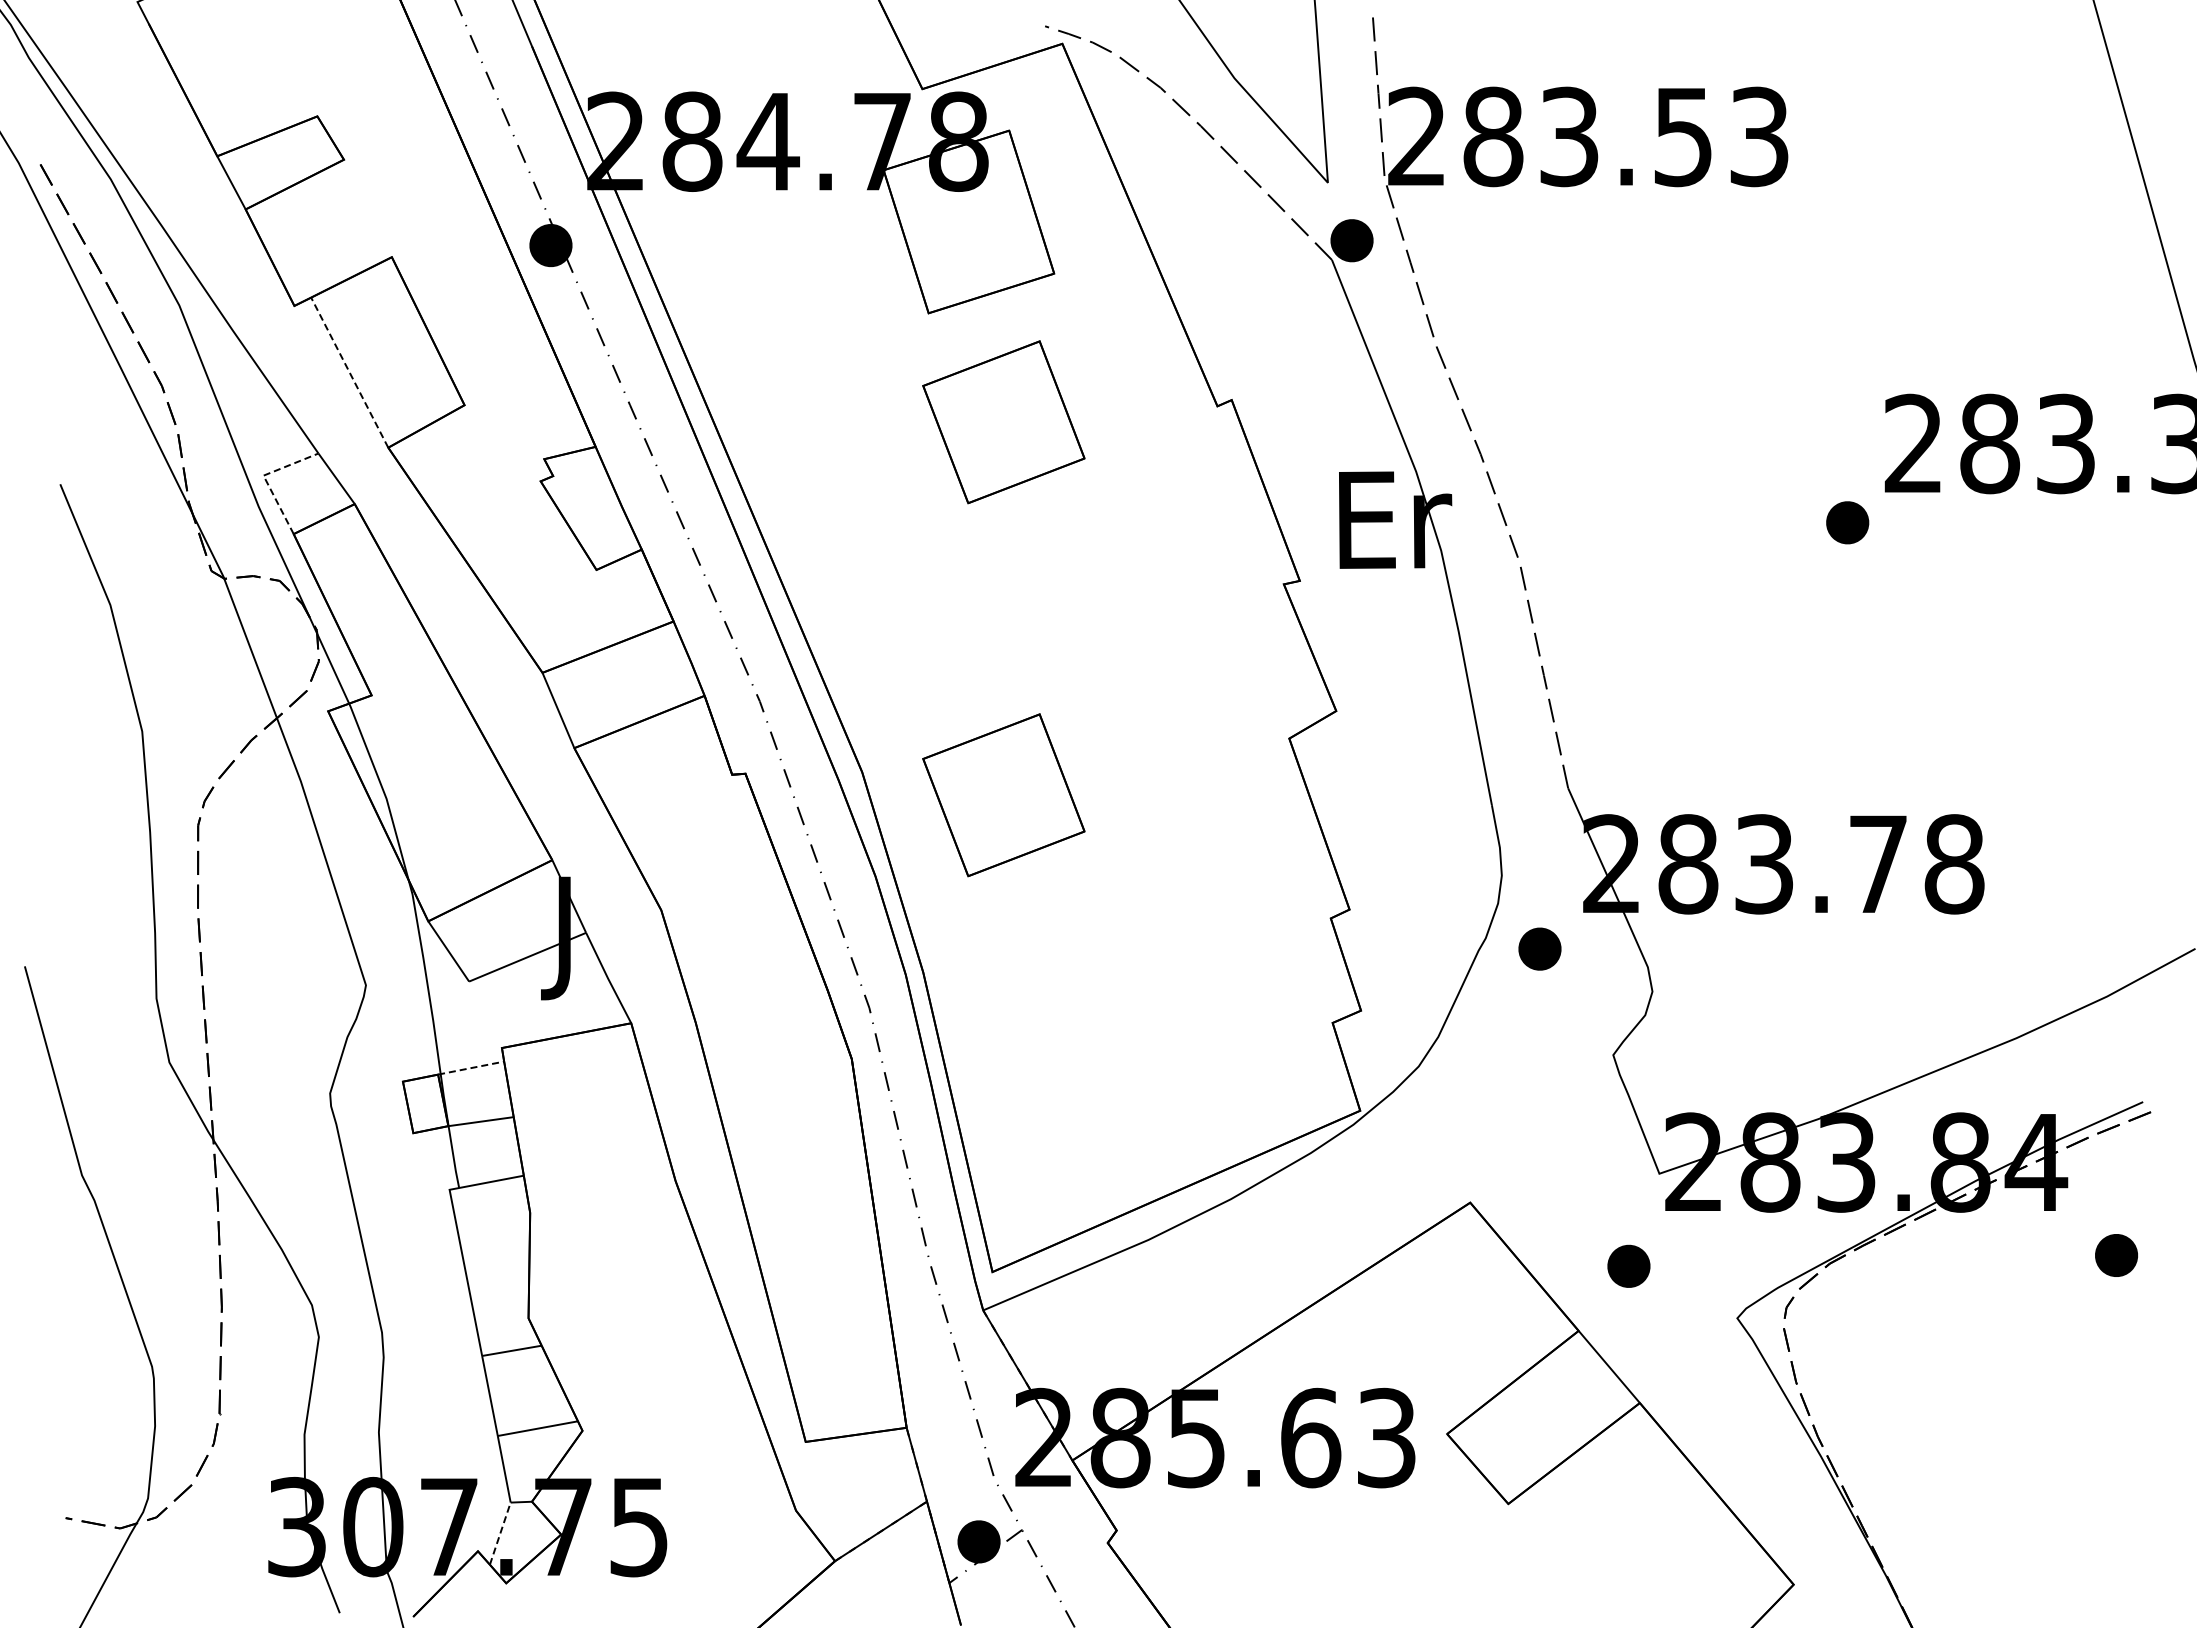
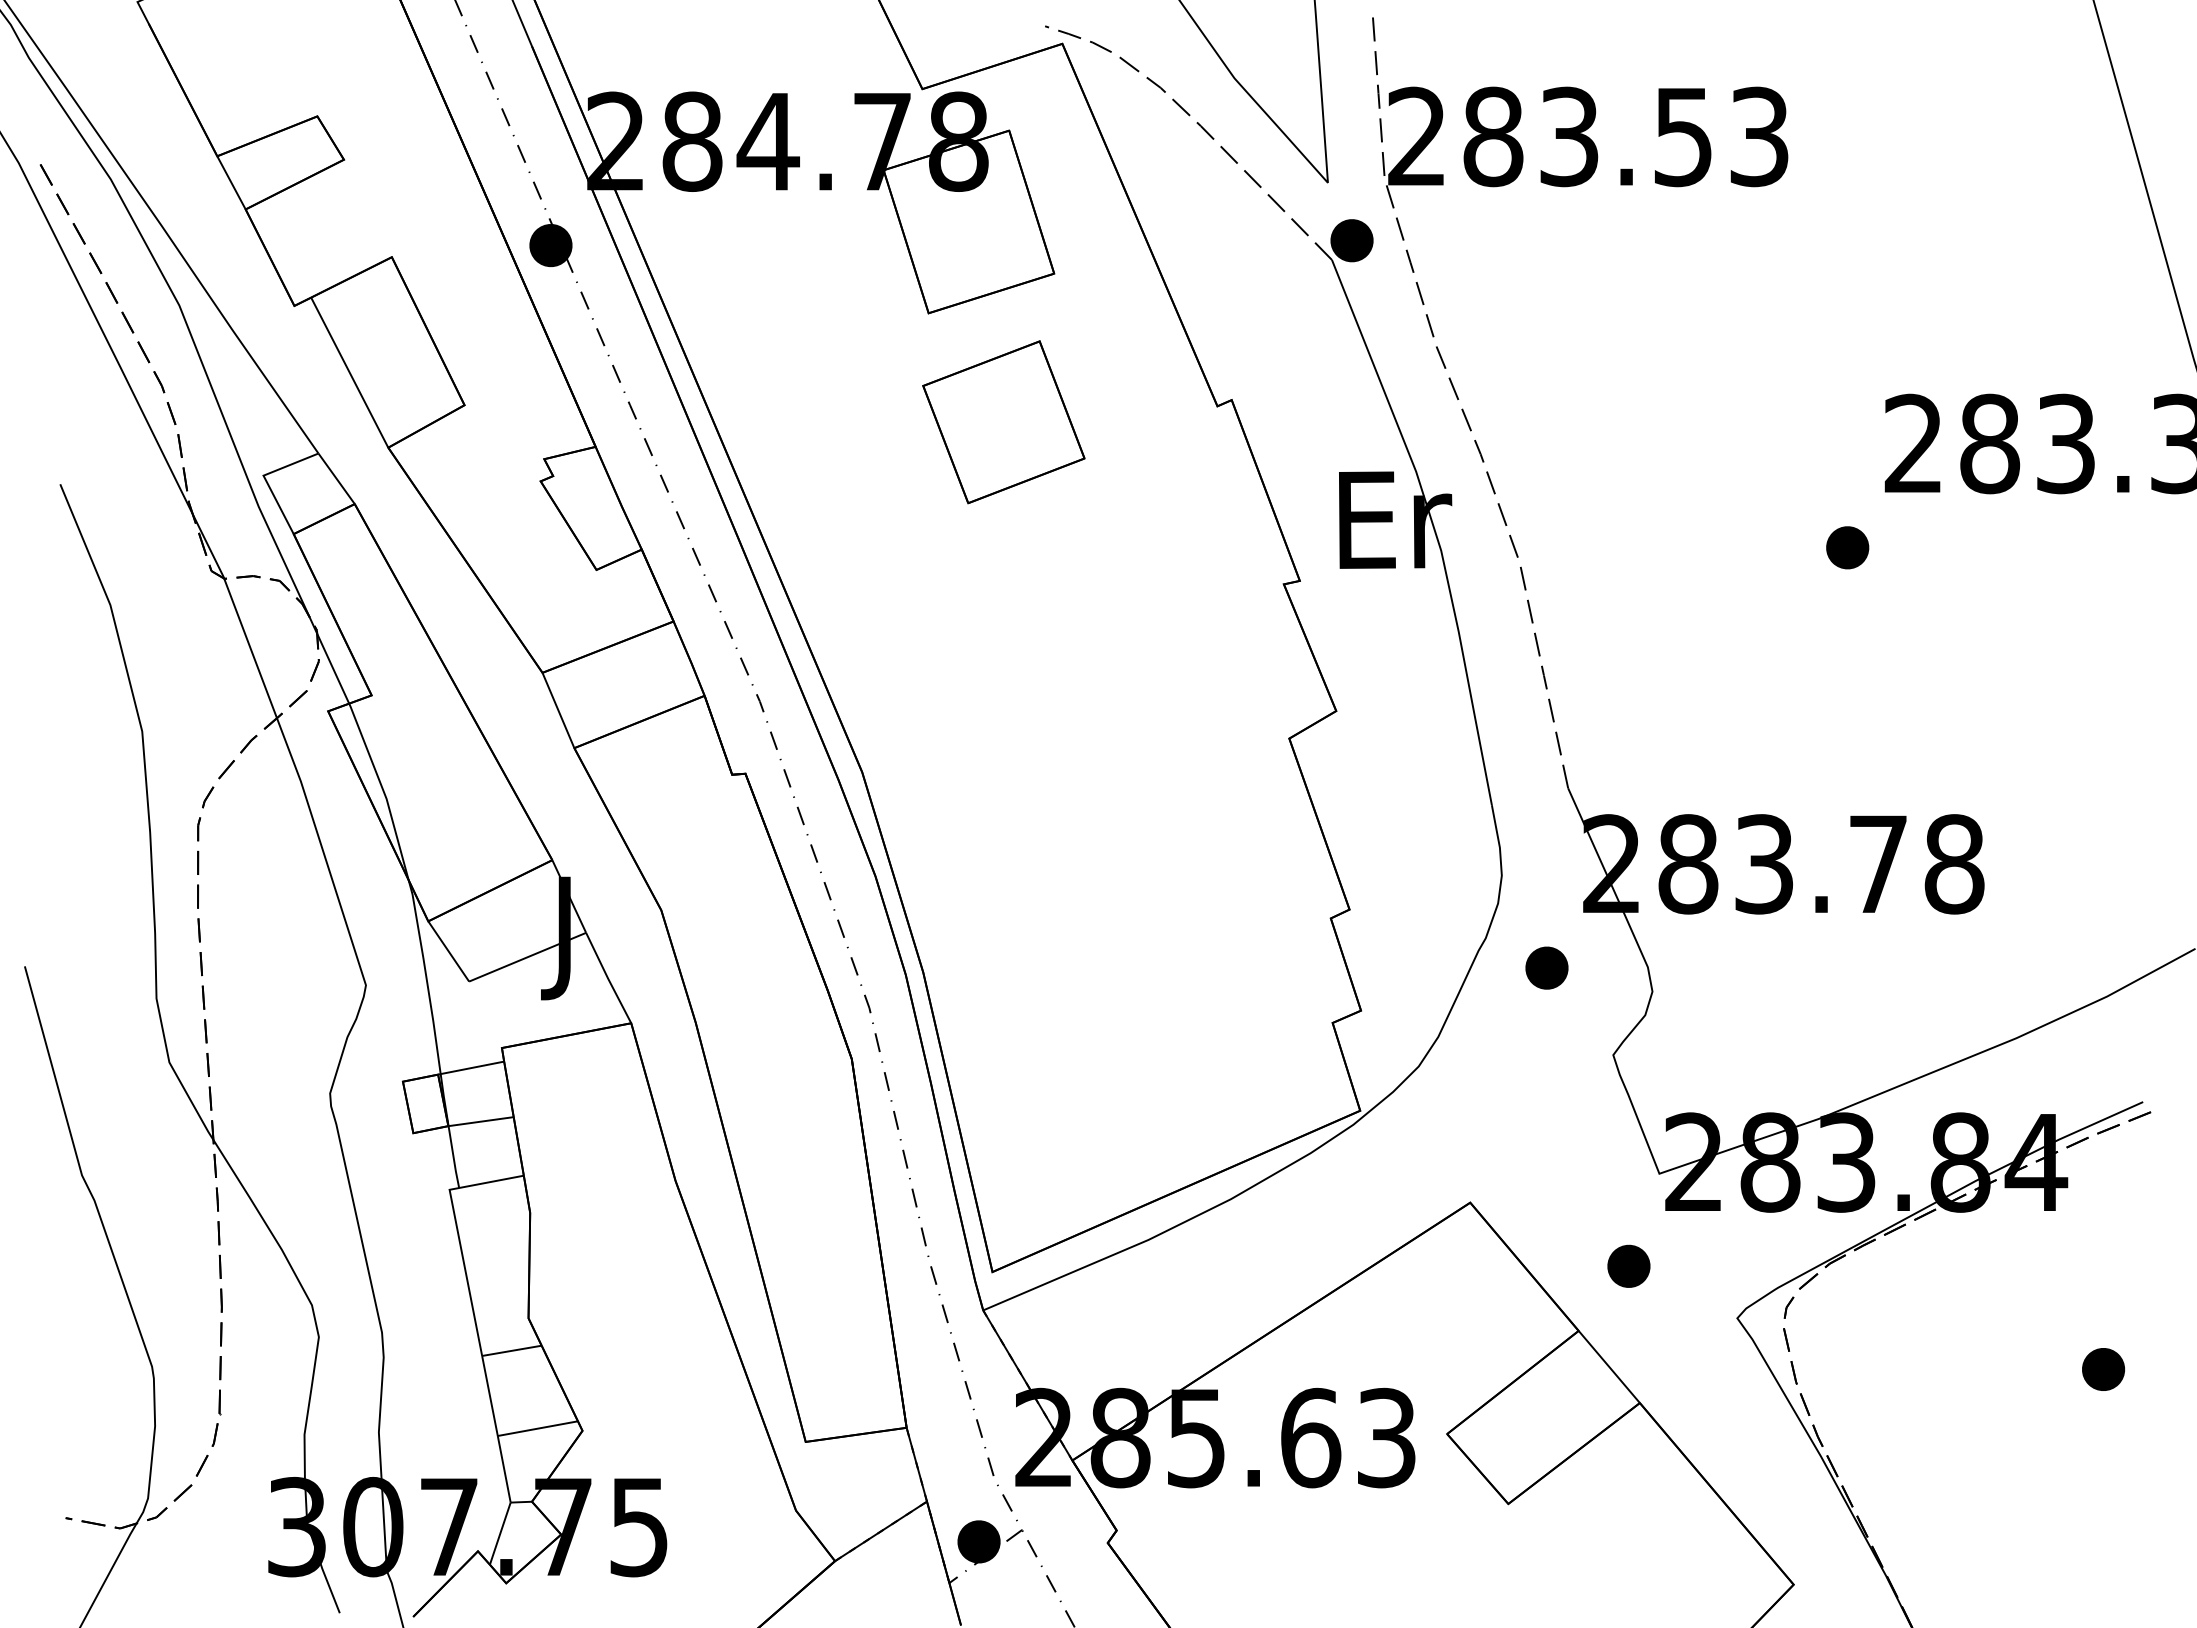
line: dashed -> solid (349, 372)
line: dashed -> solid (264, 477)
part position: (1847, 522) -> (1847, 547) (1847, 547)
part: present -> none (1003, 795)
part position: (1539, 948) -> (1546, 967) (1546, 967)
line: dashed -> solid (471, 1068)
part position: (2116, 1255) -> (2103, 1369) (2103, 1369)
line: dashed -> solid (500, 1533)
